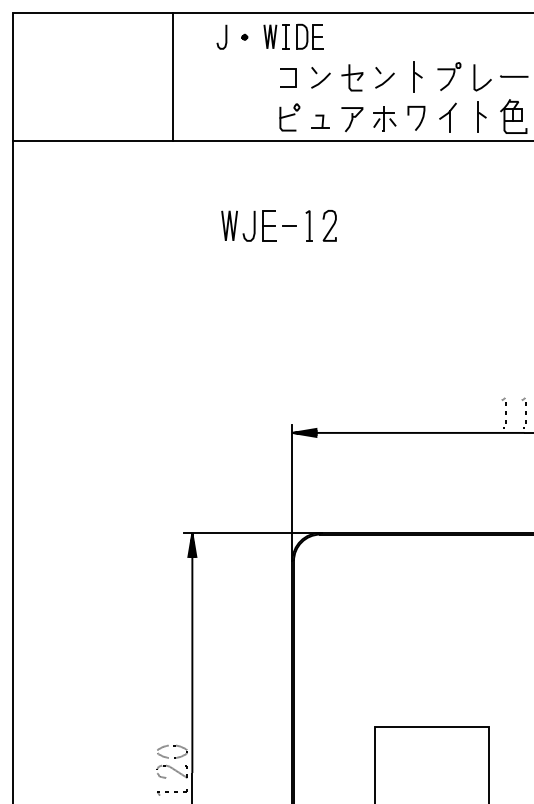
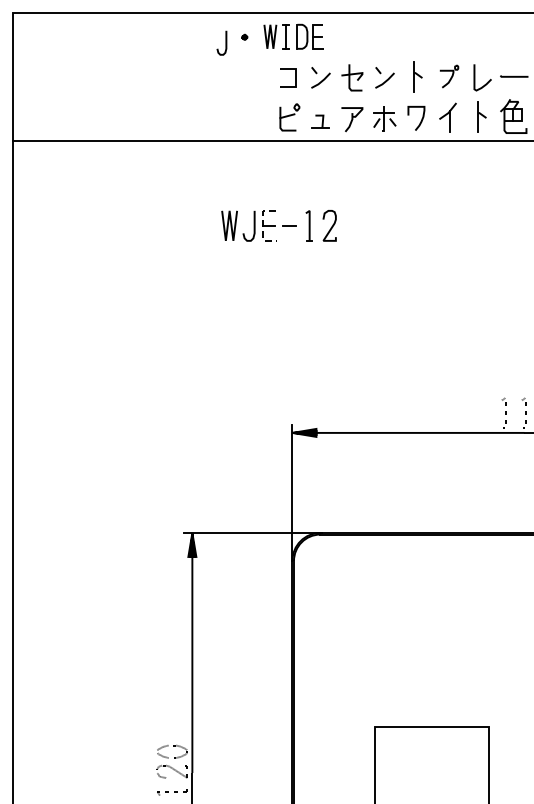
curve position: (225, 36) -> (225, 42) (225, 42)
line: present -> none (173, 76)
part size: 25x29 px -> 21x25 px (449, 76)
line: solid -> dashed (263, 226)
